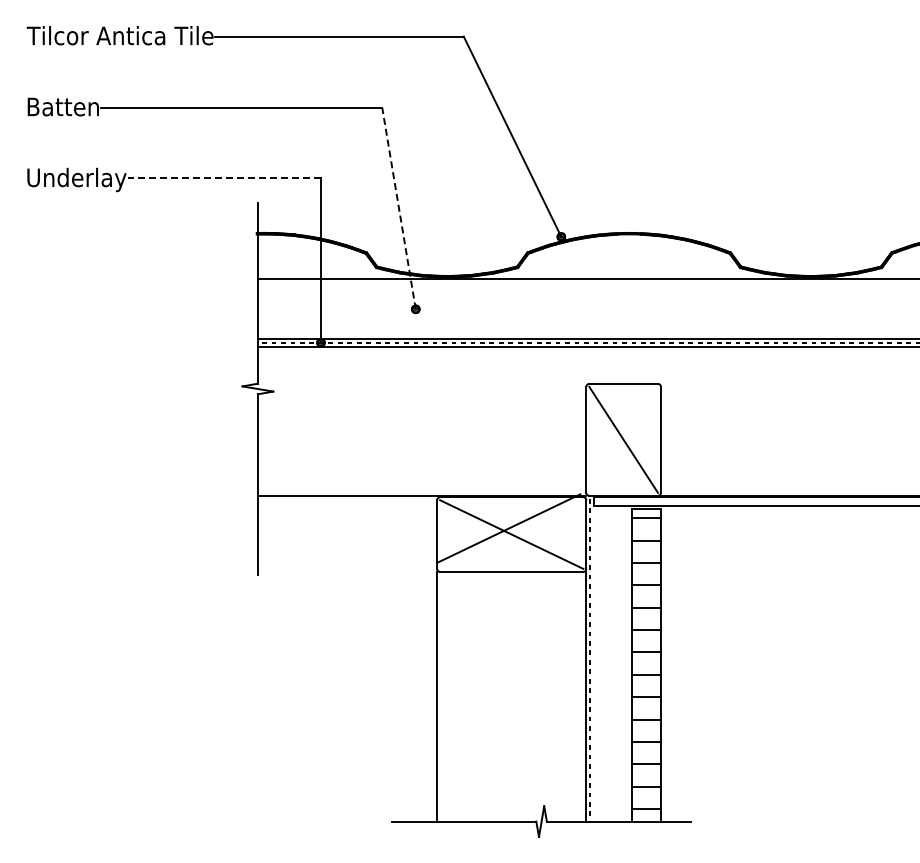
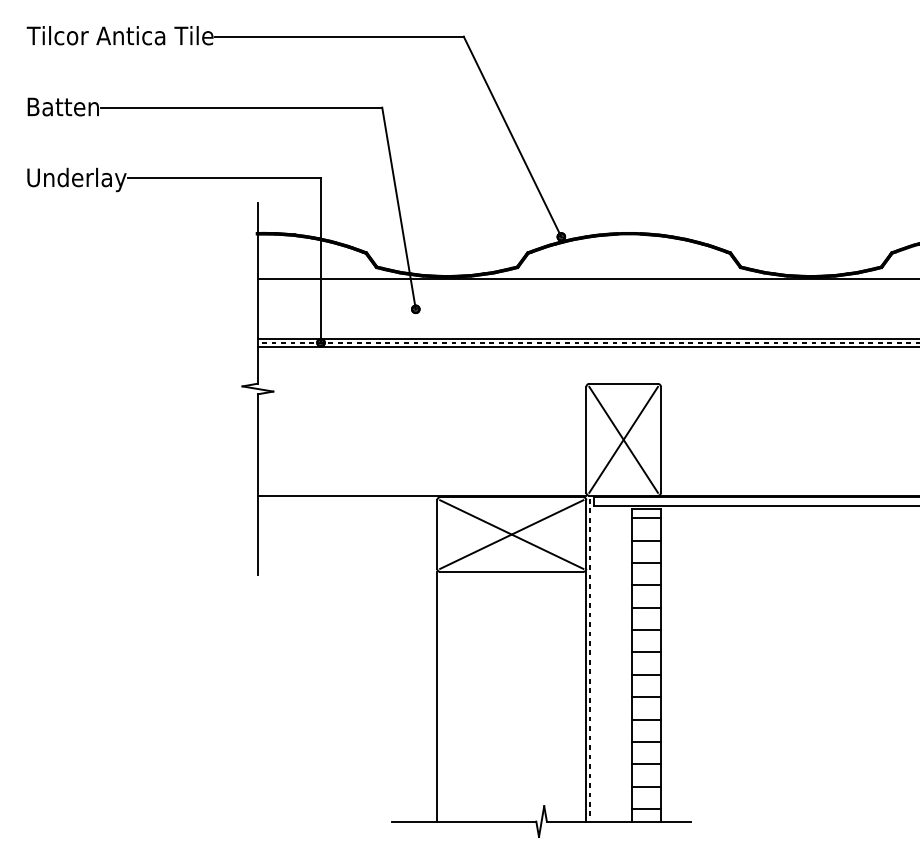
line: dashed -> solid (224, 178)
line: dashed -> solid (398, 208)
line: none -> present (623, 439)
line position: (508, 528) -> (511, 534) (511, 534)
